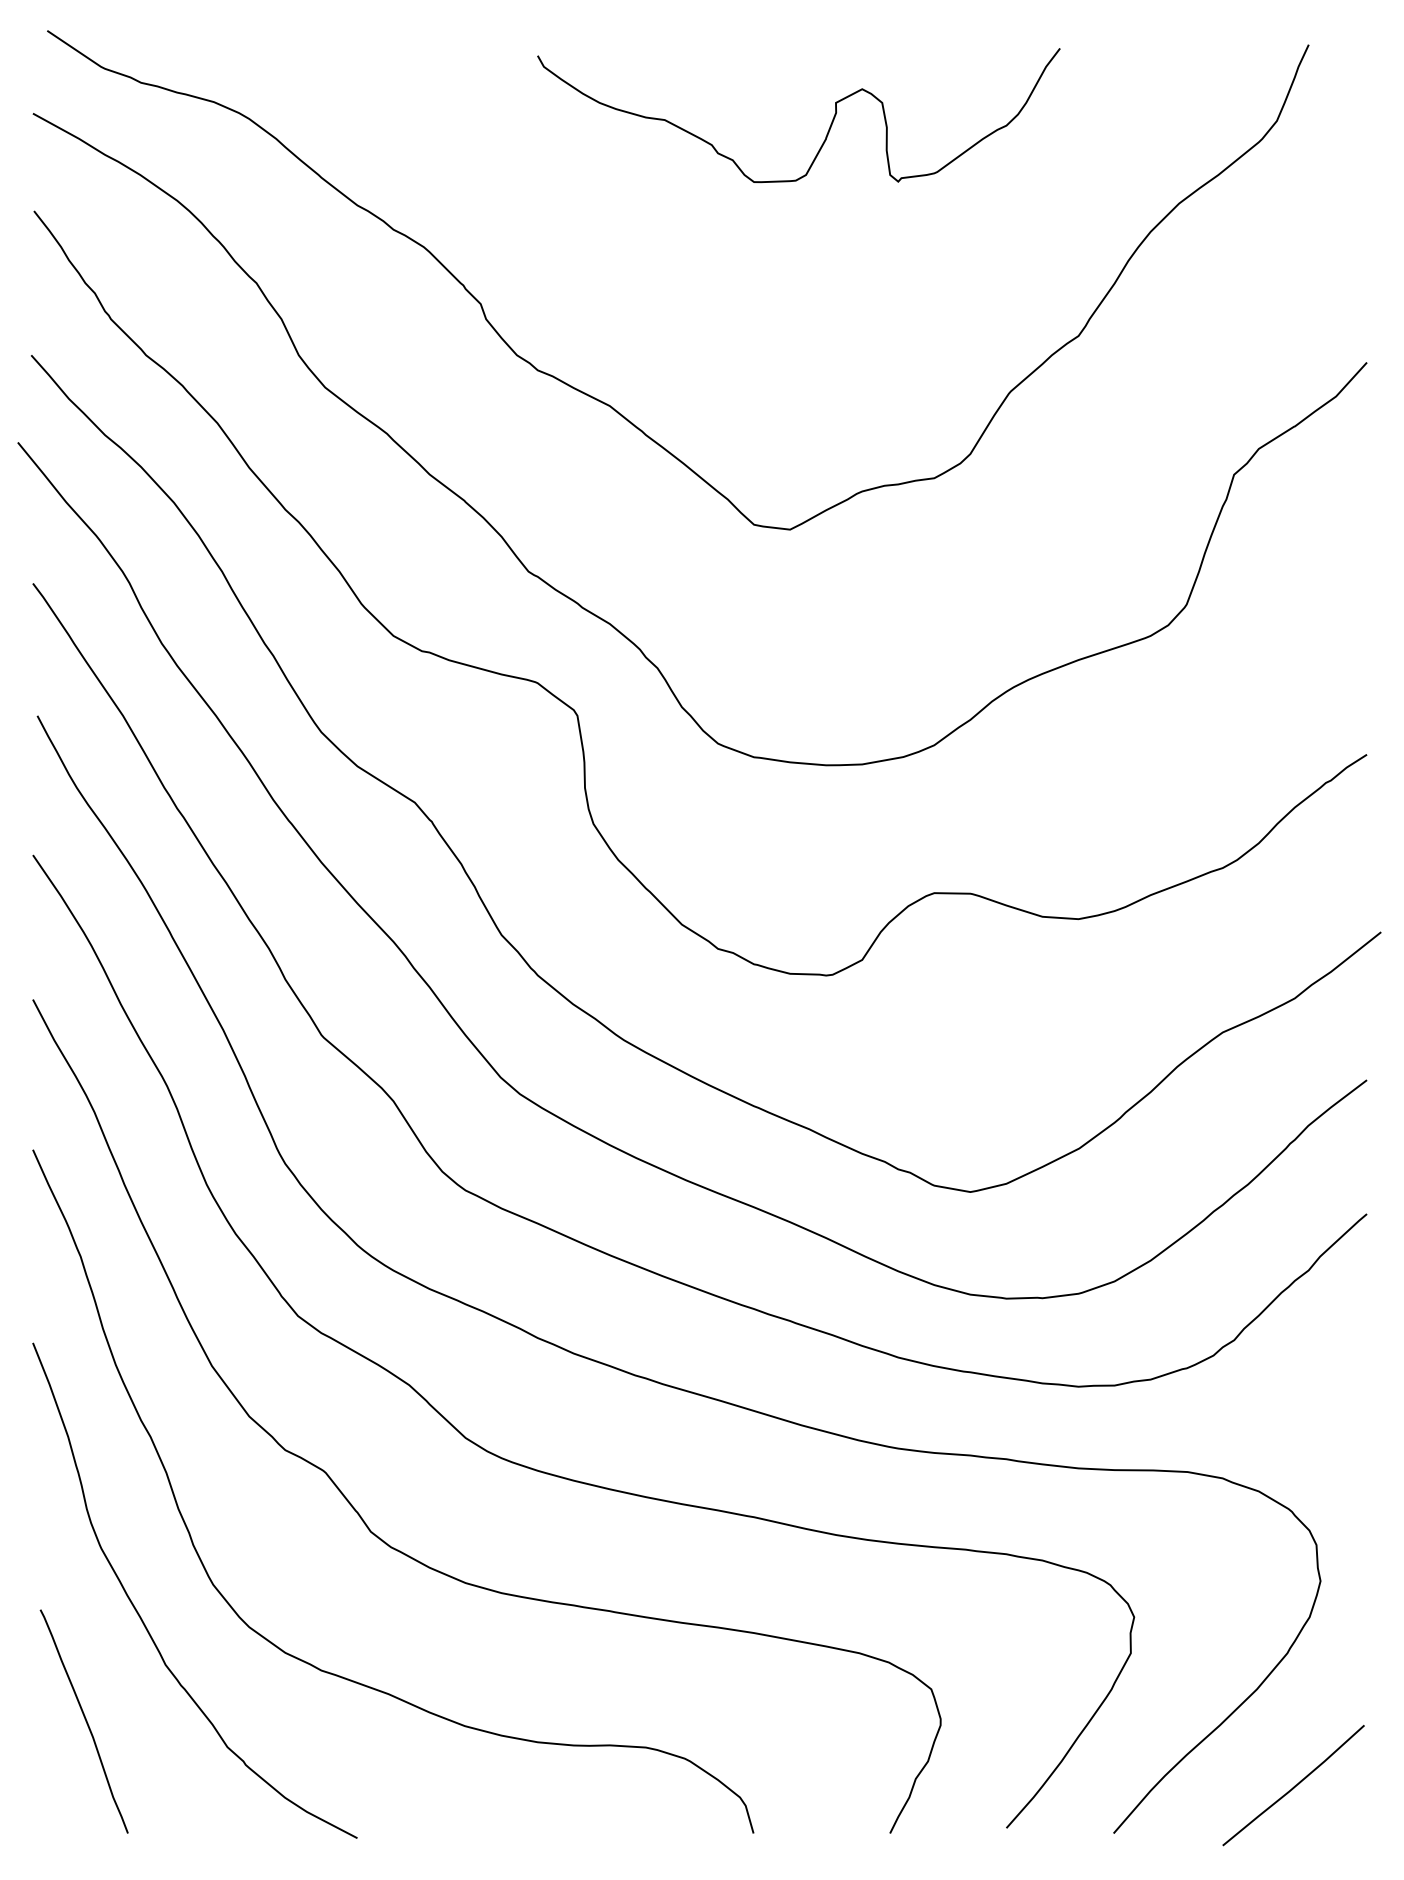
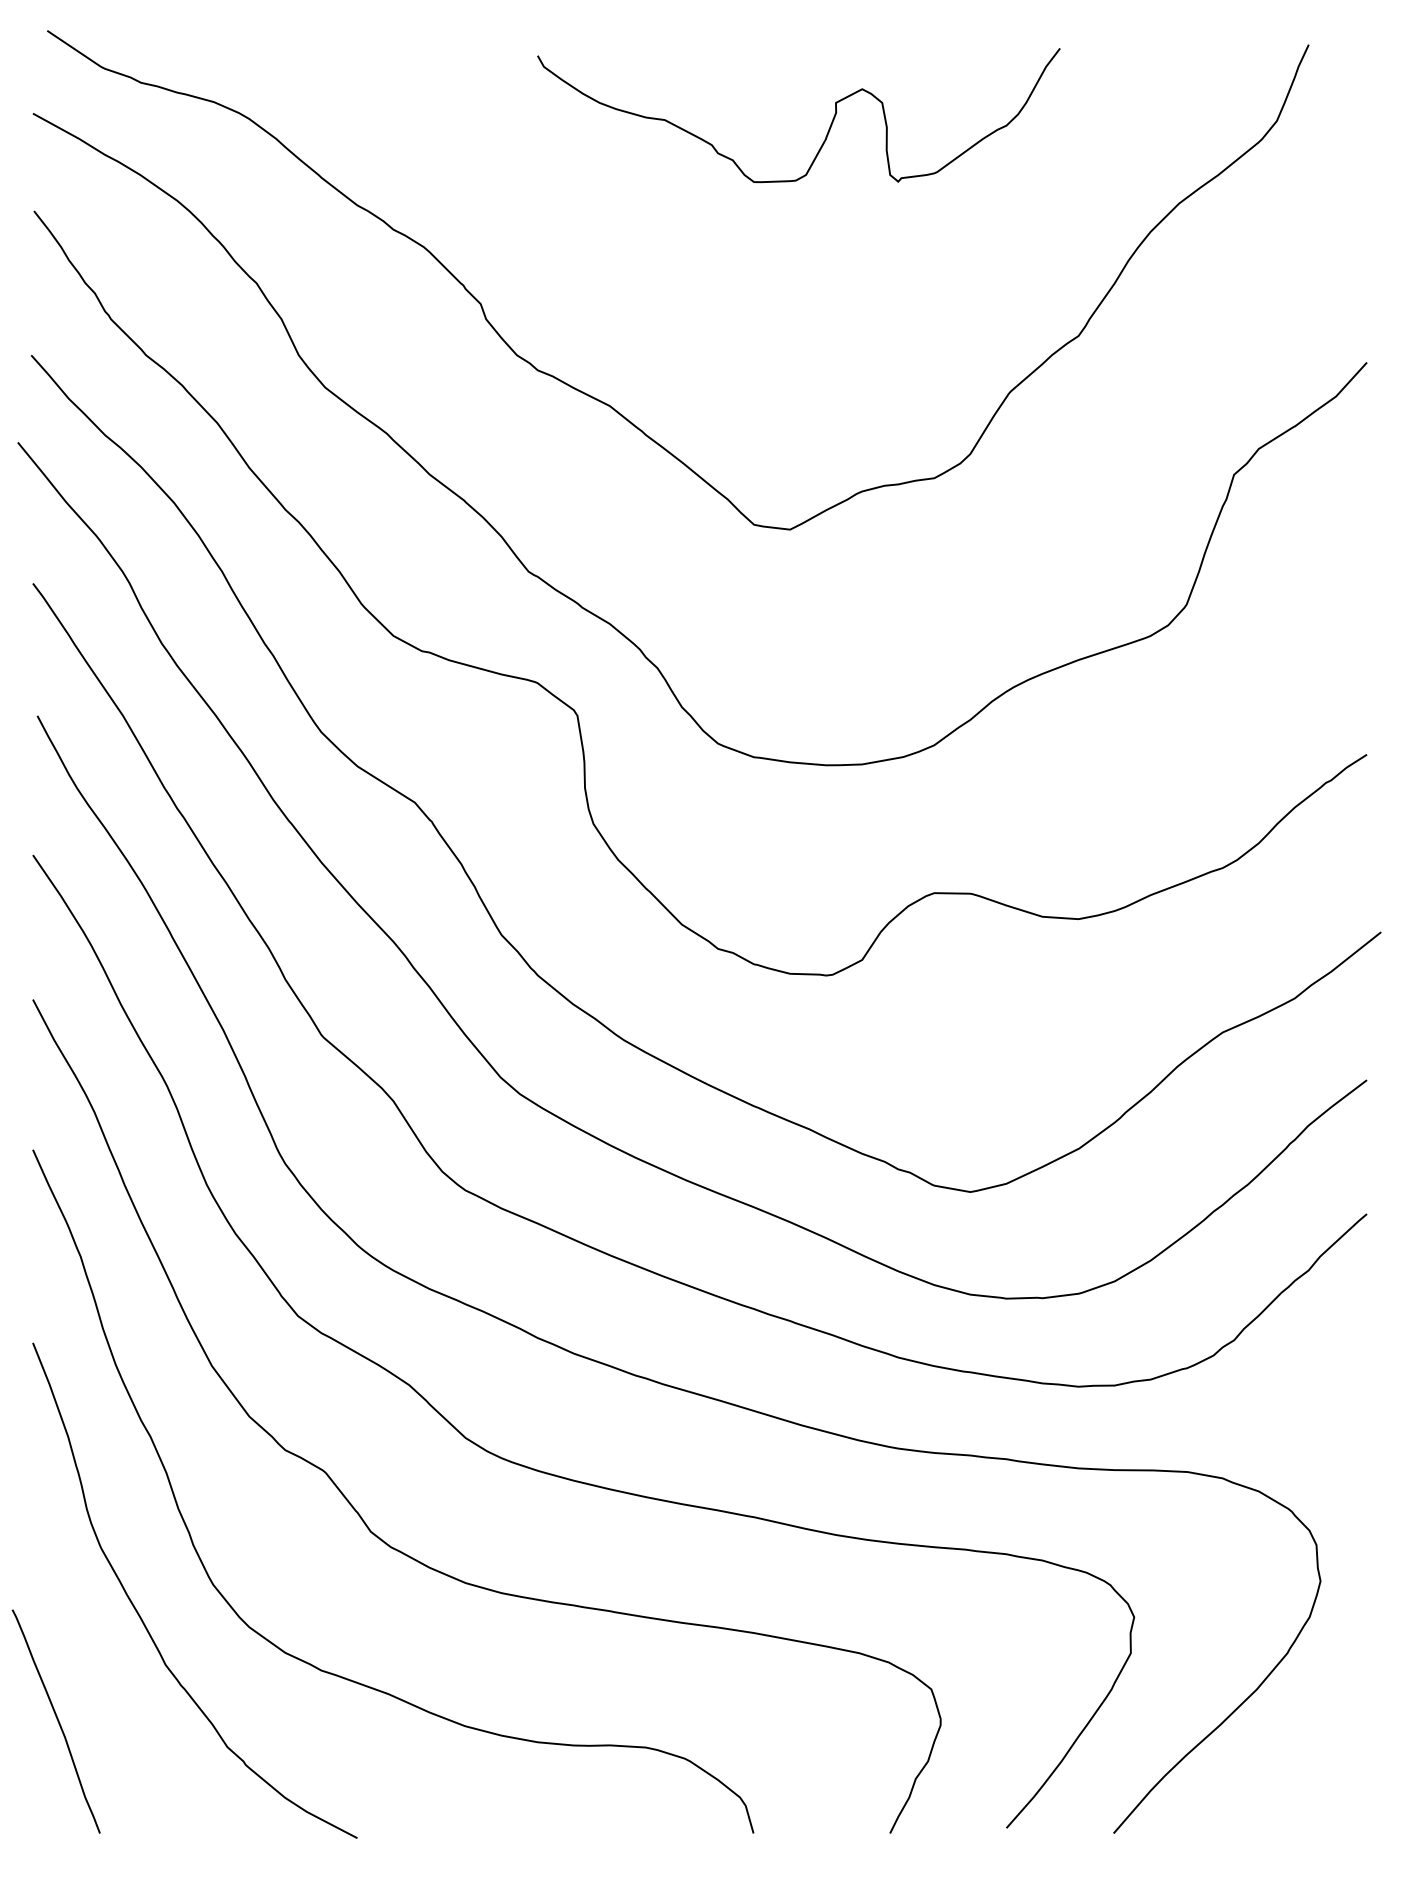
curve position: (85, 1721) -> (57, 1721) (57, 1721)
line: present -> none (1294, 1785)
